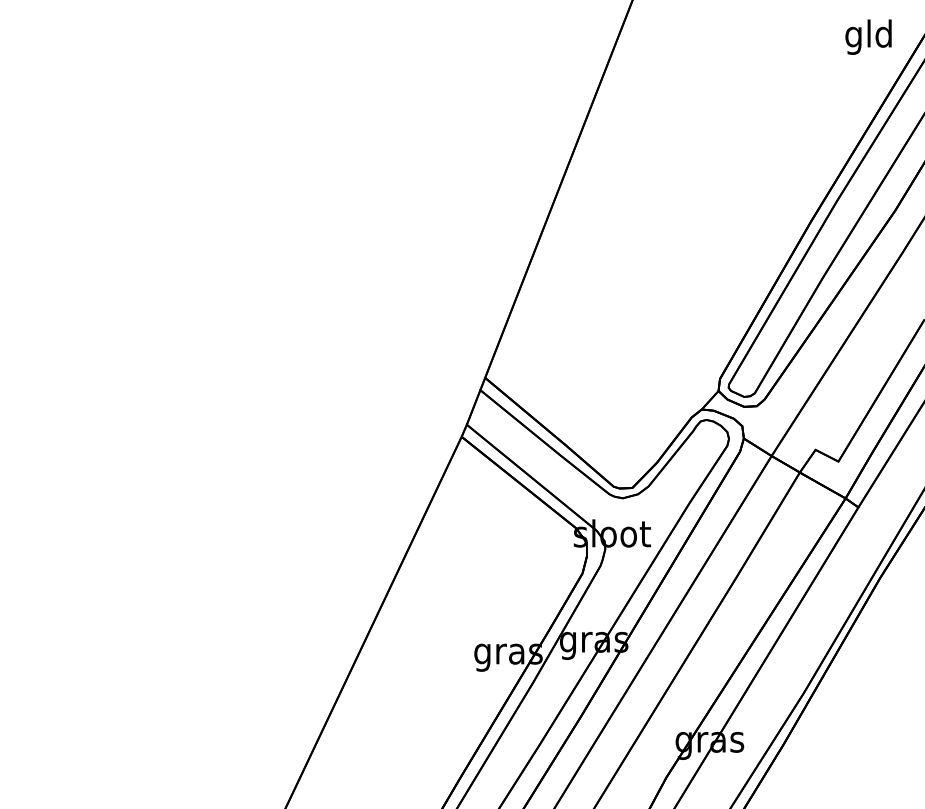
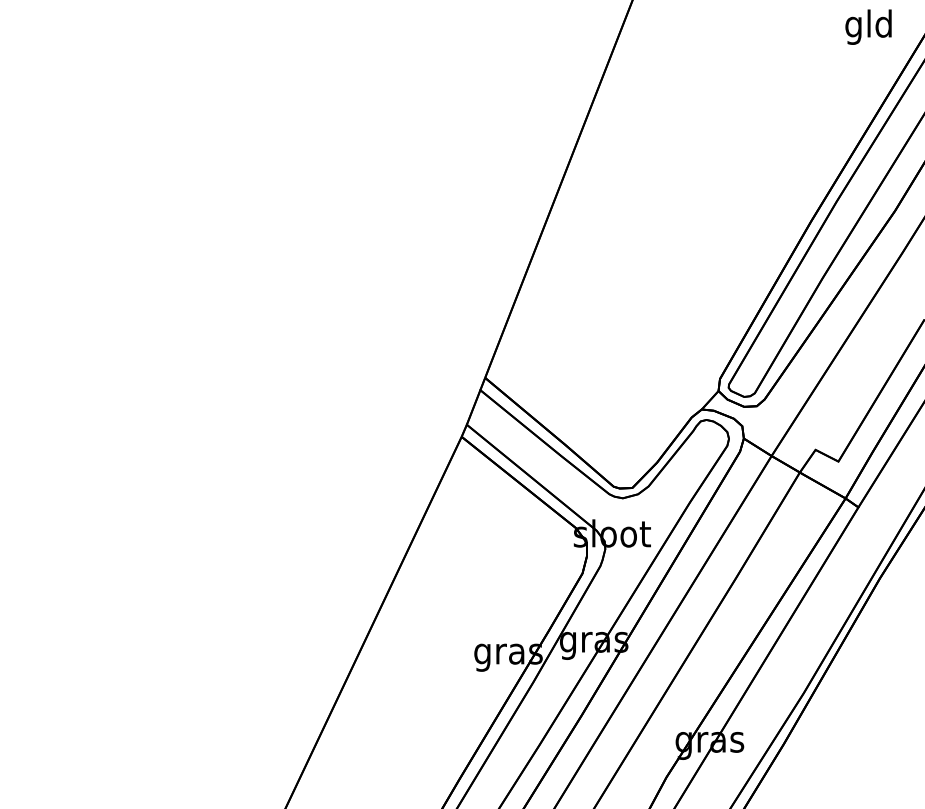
text position: (868, 36) -> (868, 26) (868, 26)
